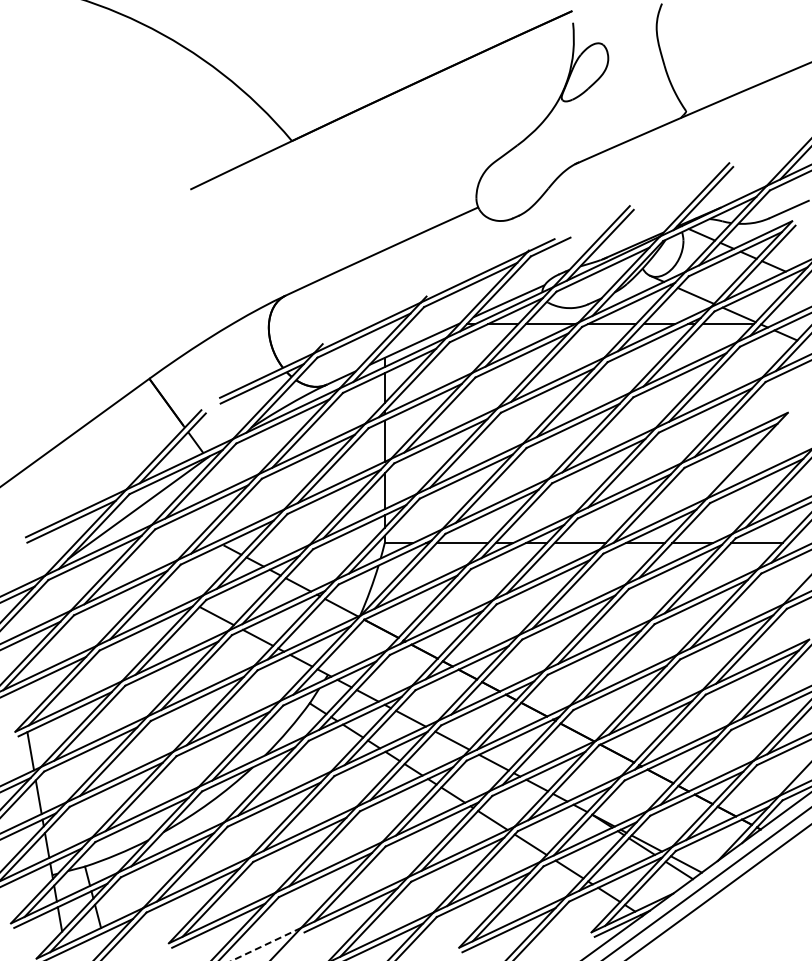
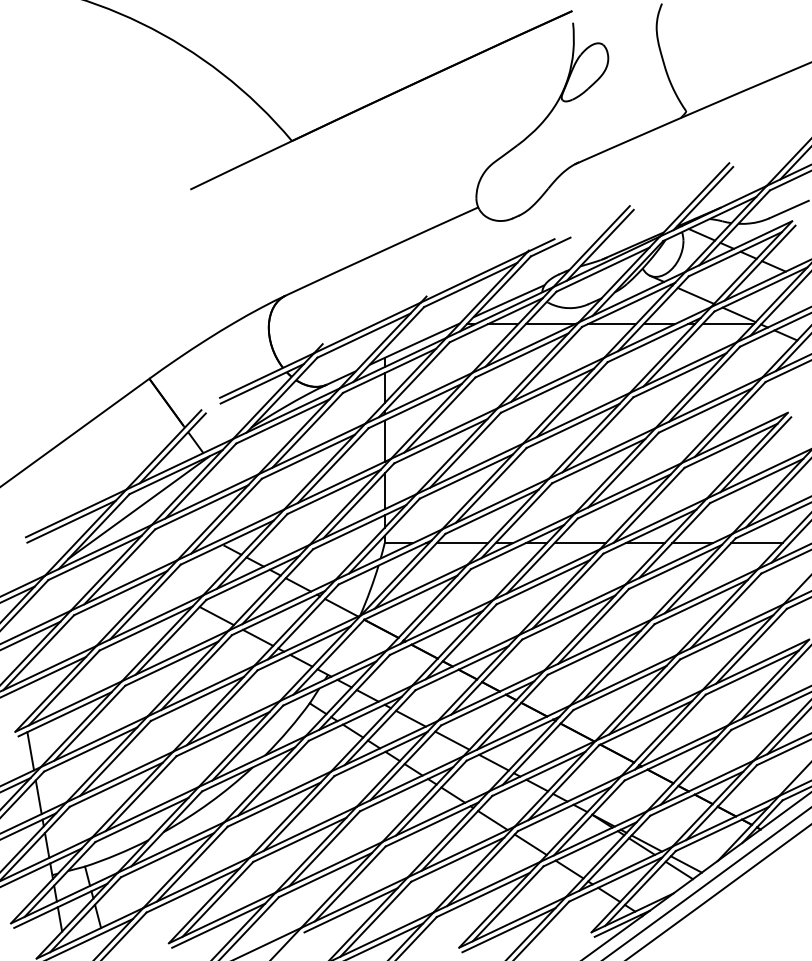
line: none -> present (755, 454)
line: dashed -> solid (267, 944)
